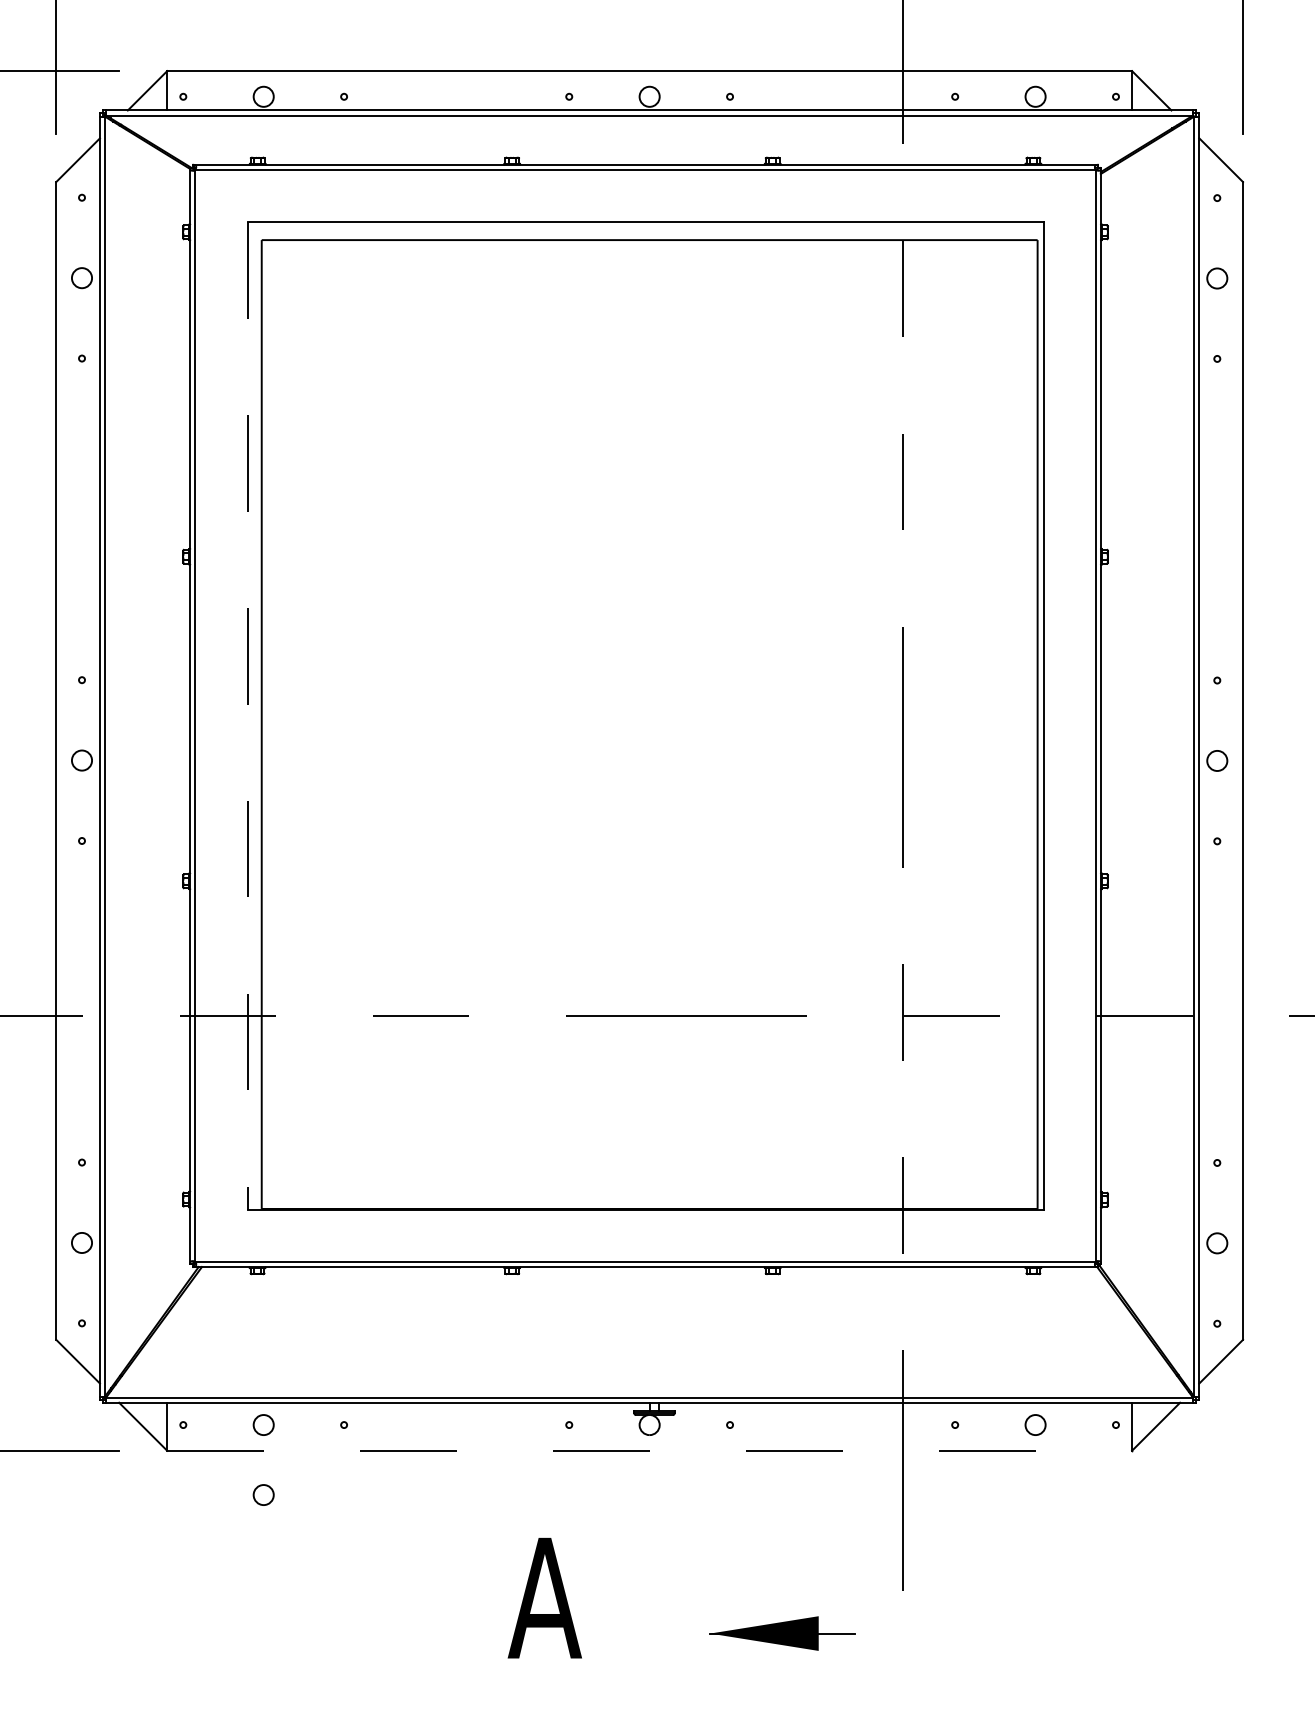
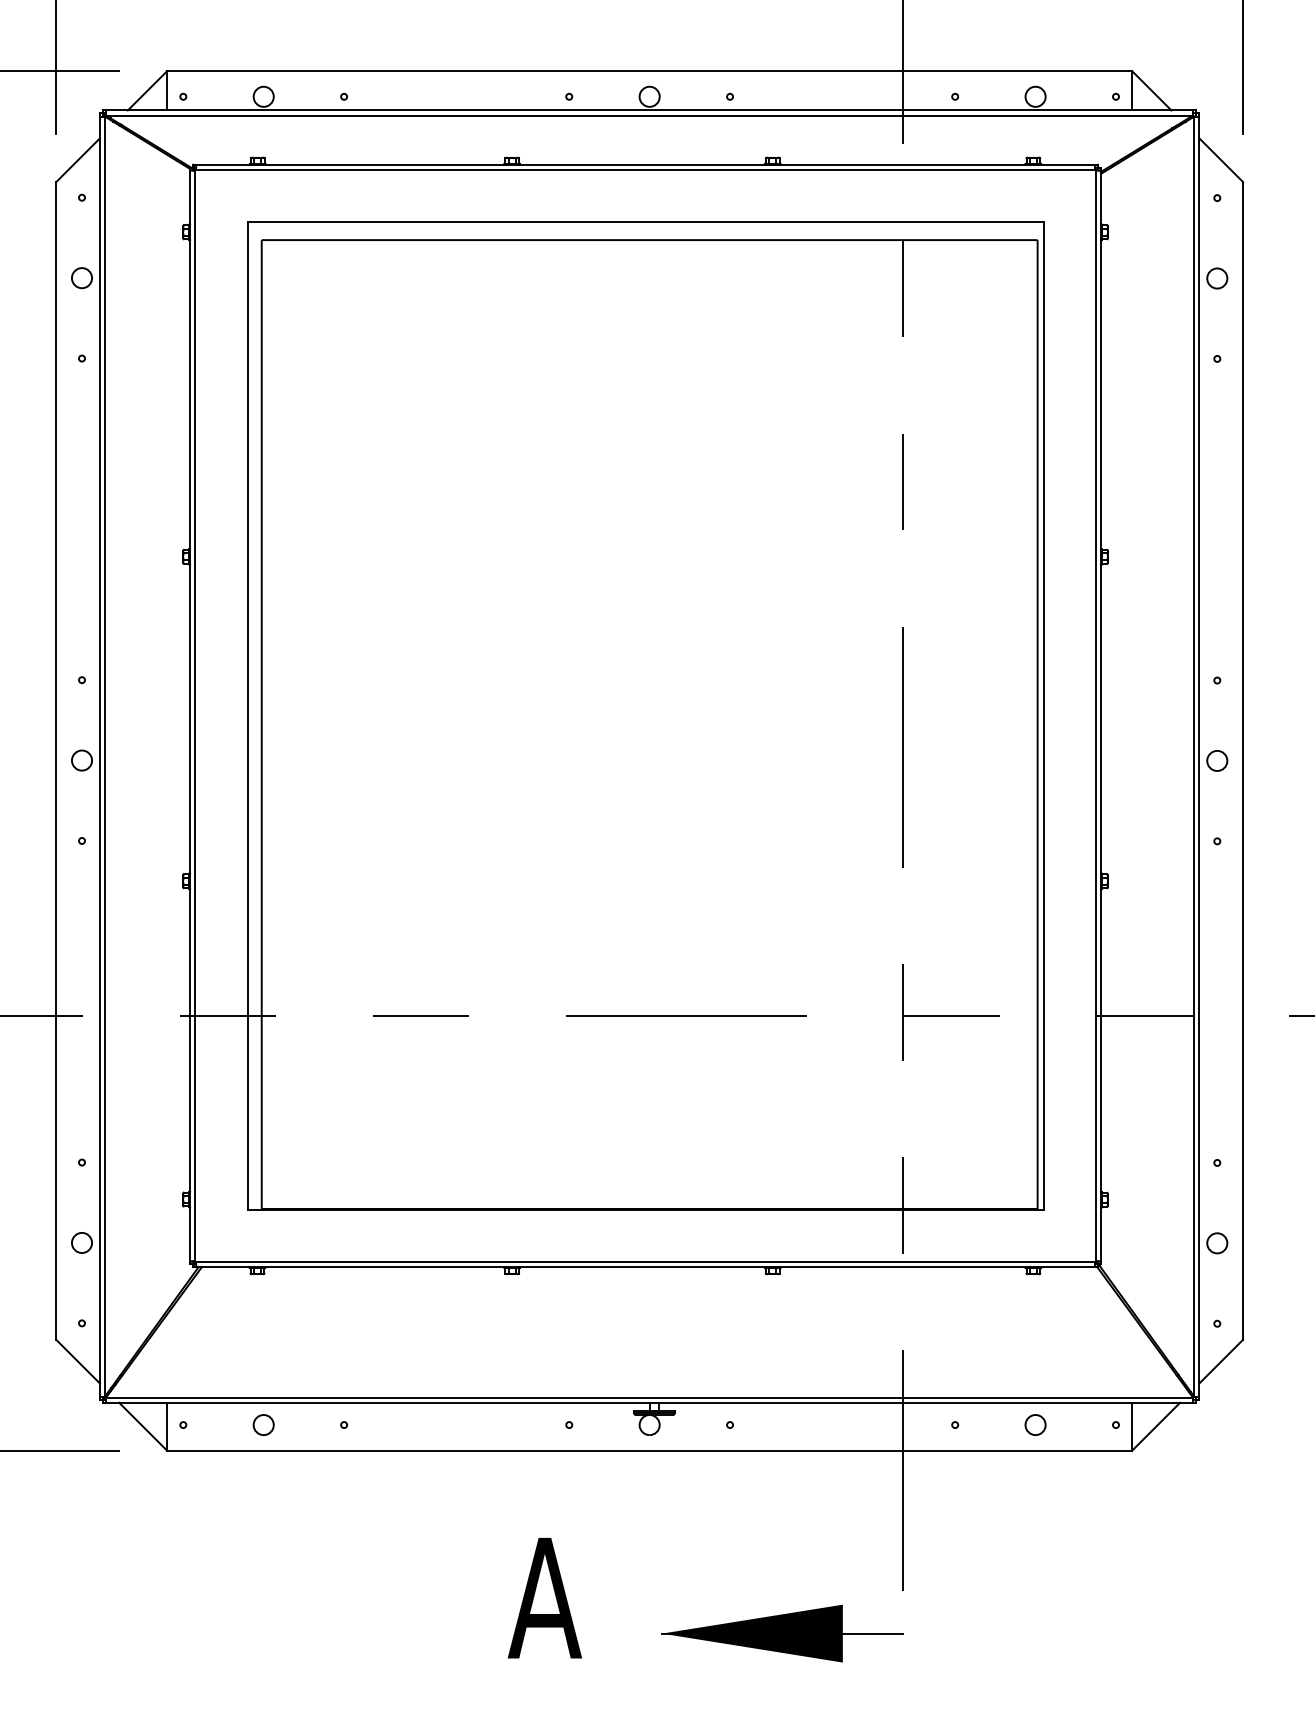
line: dashed -> solid (247, 715)
line: dashed -> solid (650, 1450)
circle: present -> none (263, 1494)
part size: 147x35 px -> 243x59 px (782, 1633)
